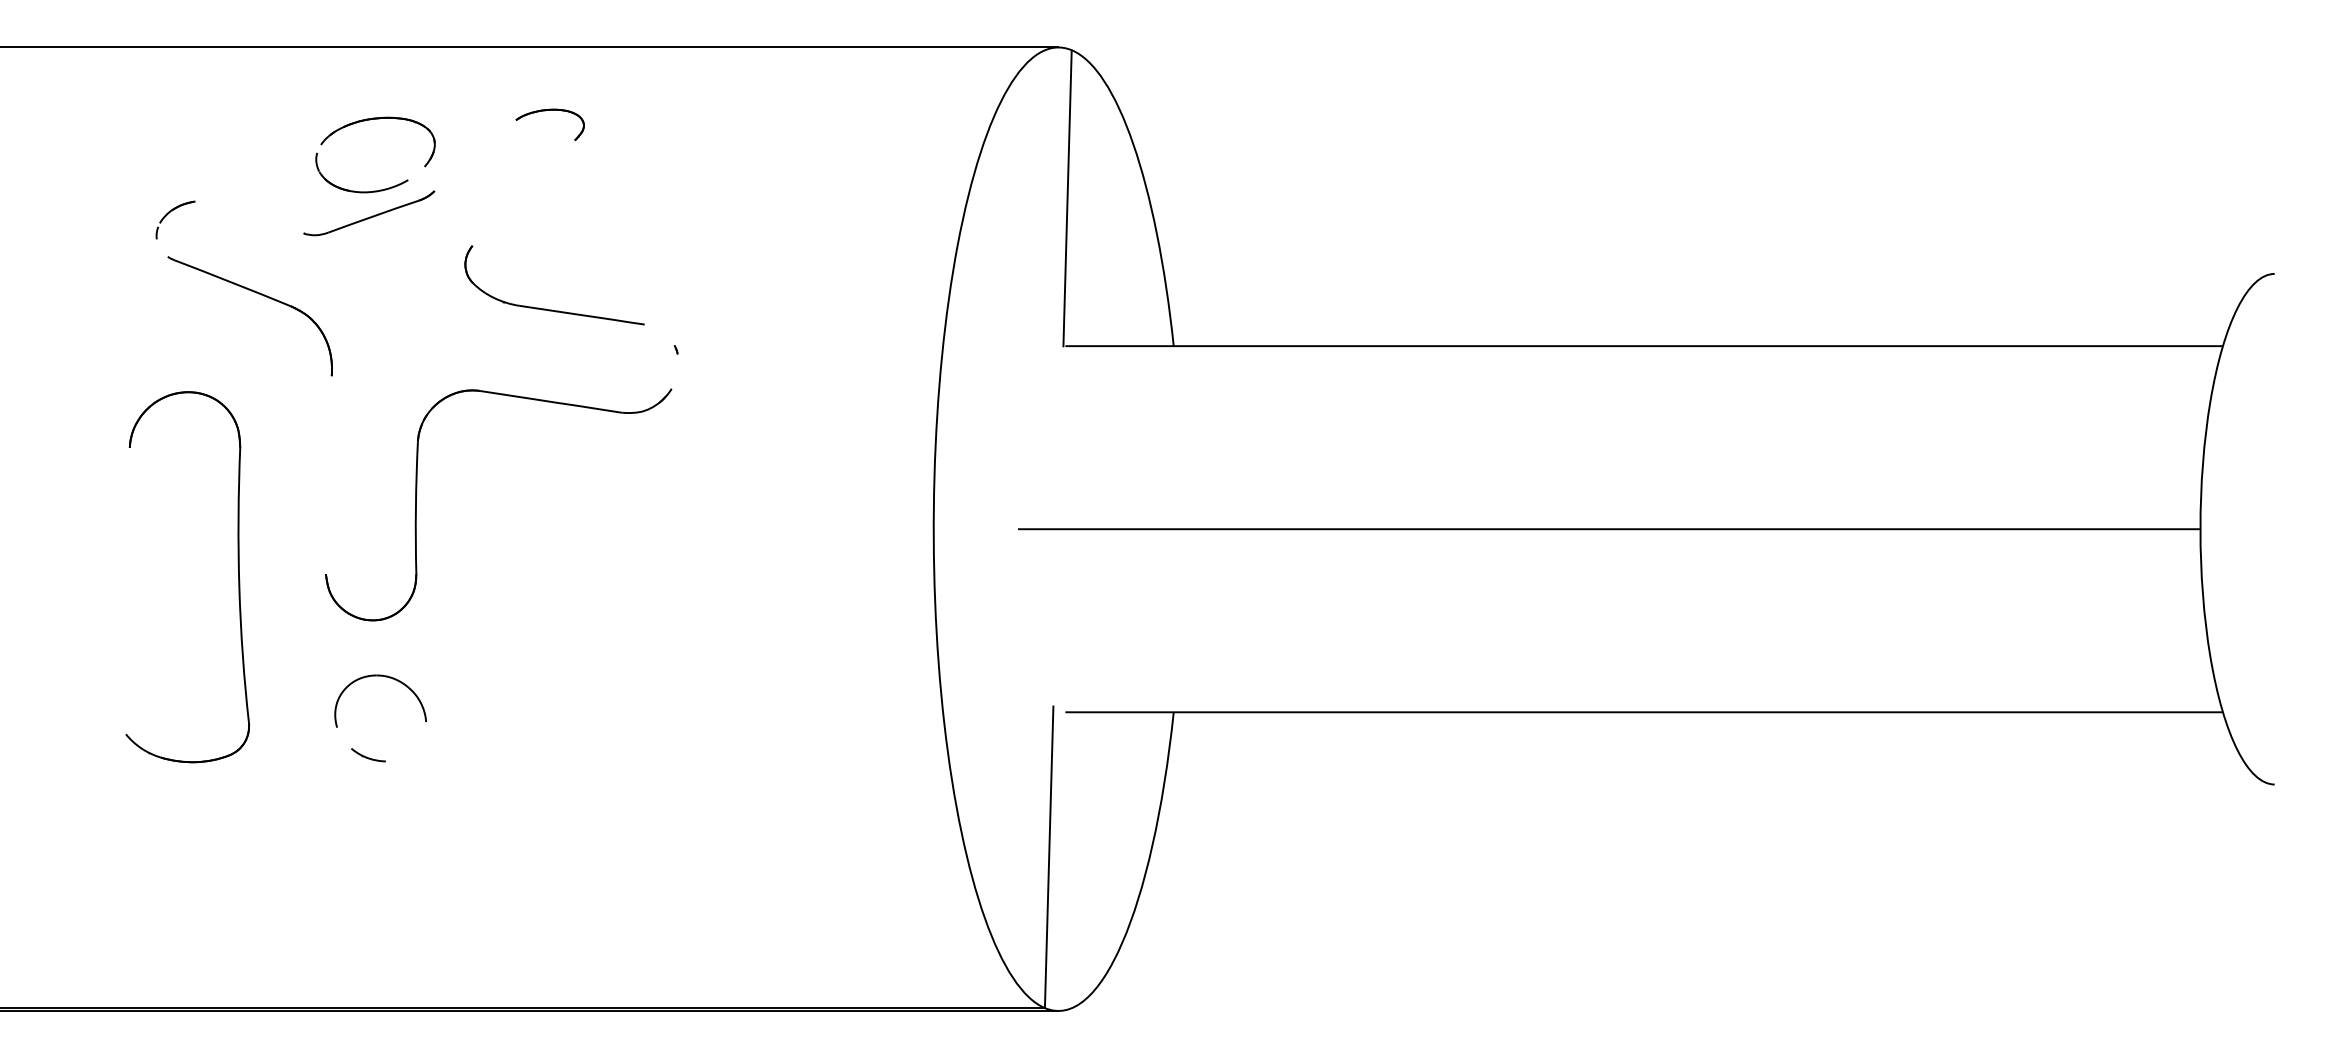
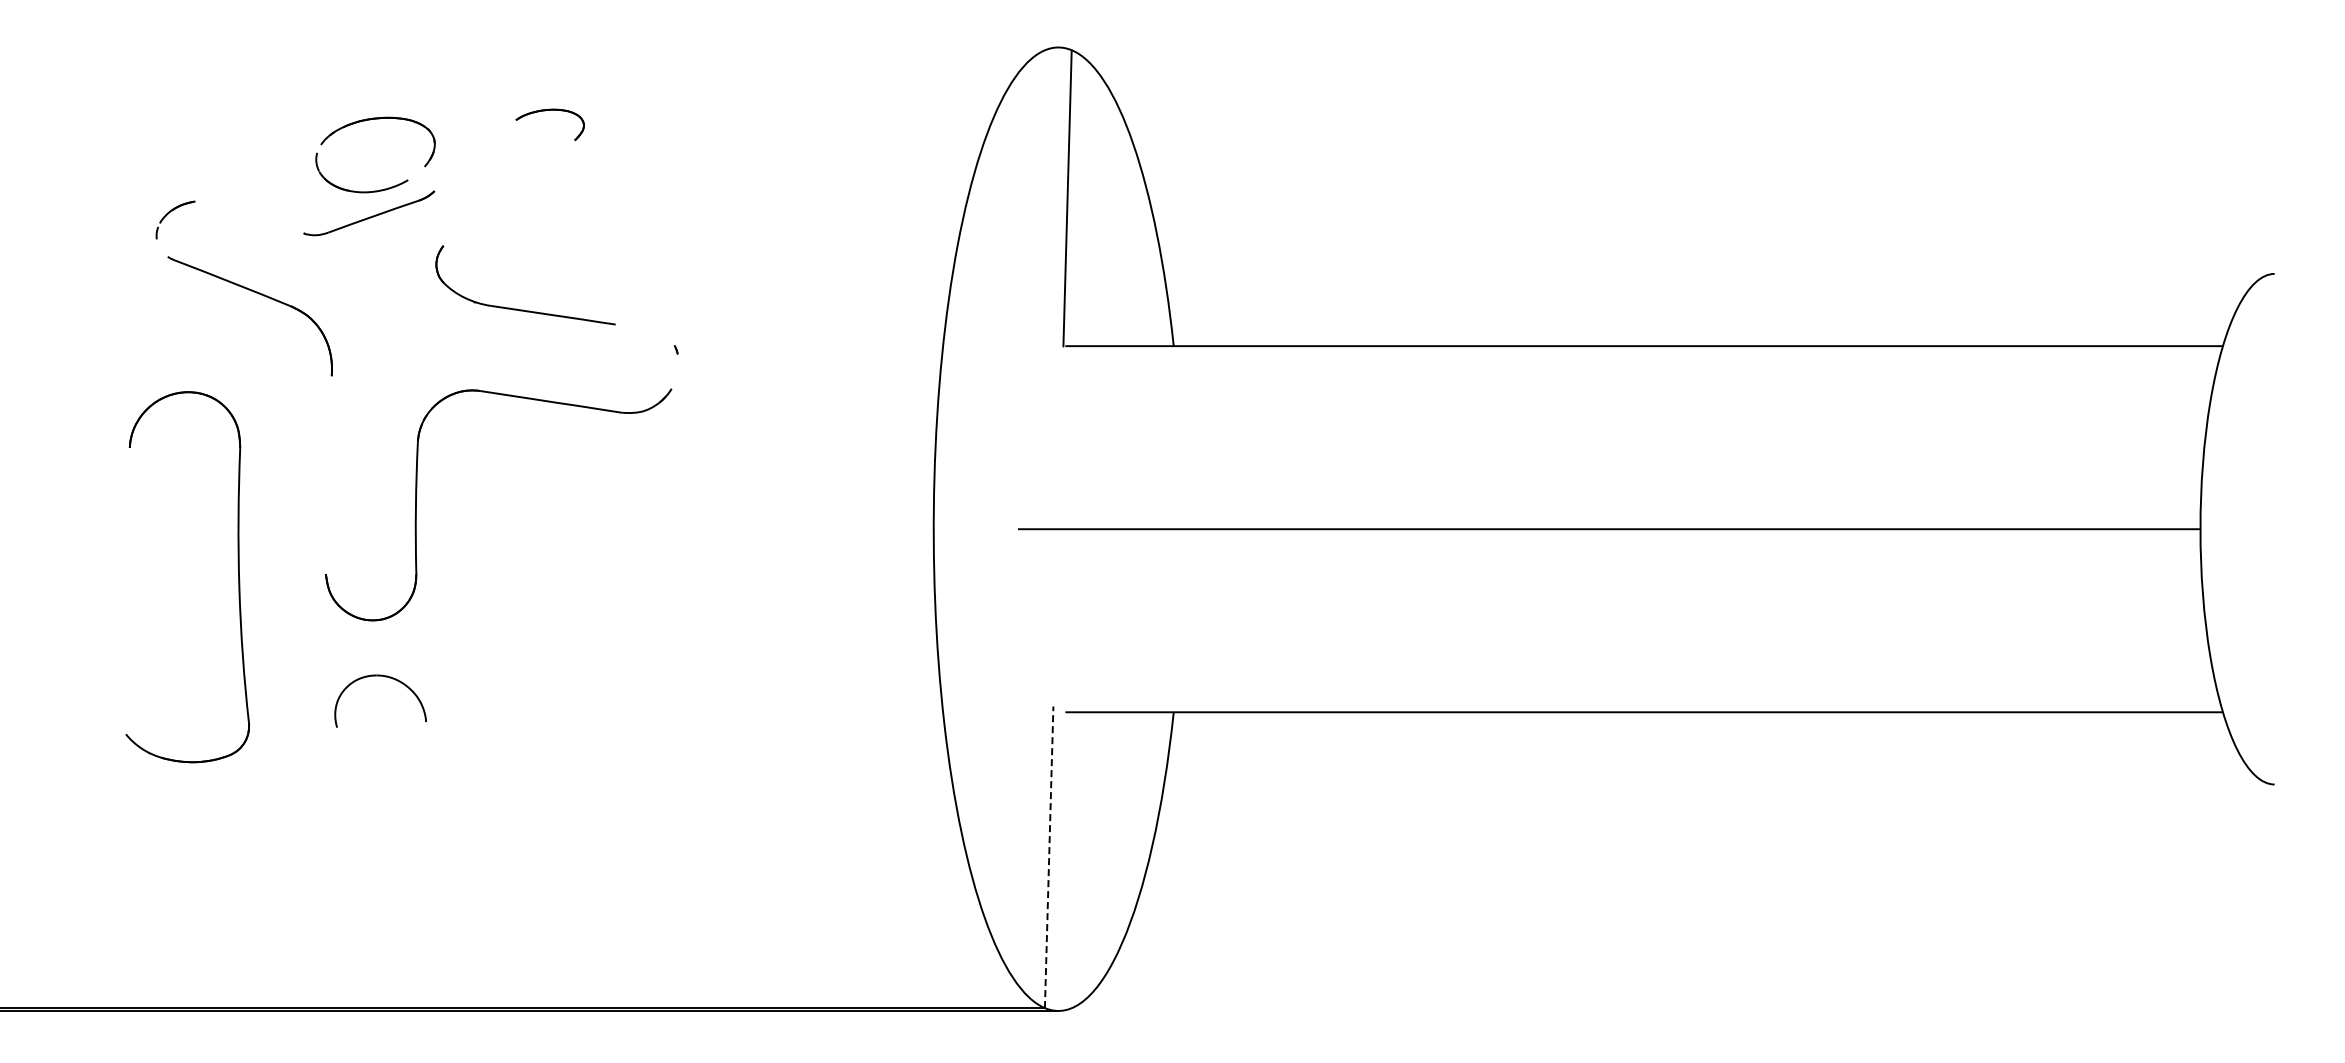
line: present -> none (530, 47)
part position: (552, 309) -> (523, 309) (523, 309)
part: present -> none (368, 755)
line: solid -> dashed (1049, 857)
